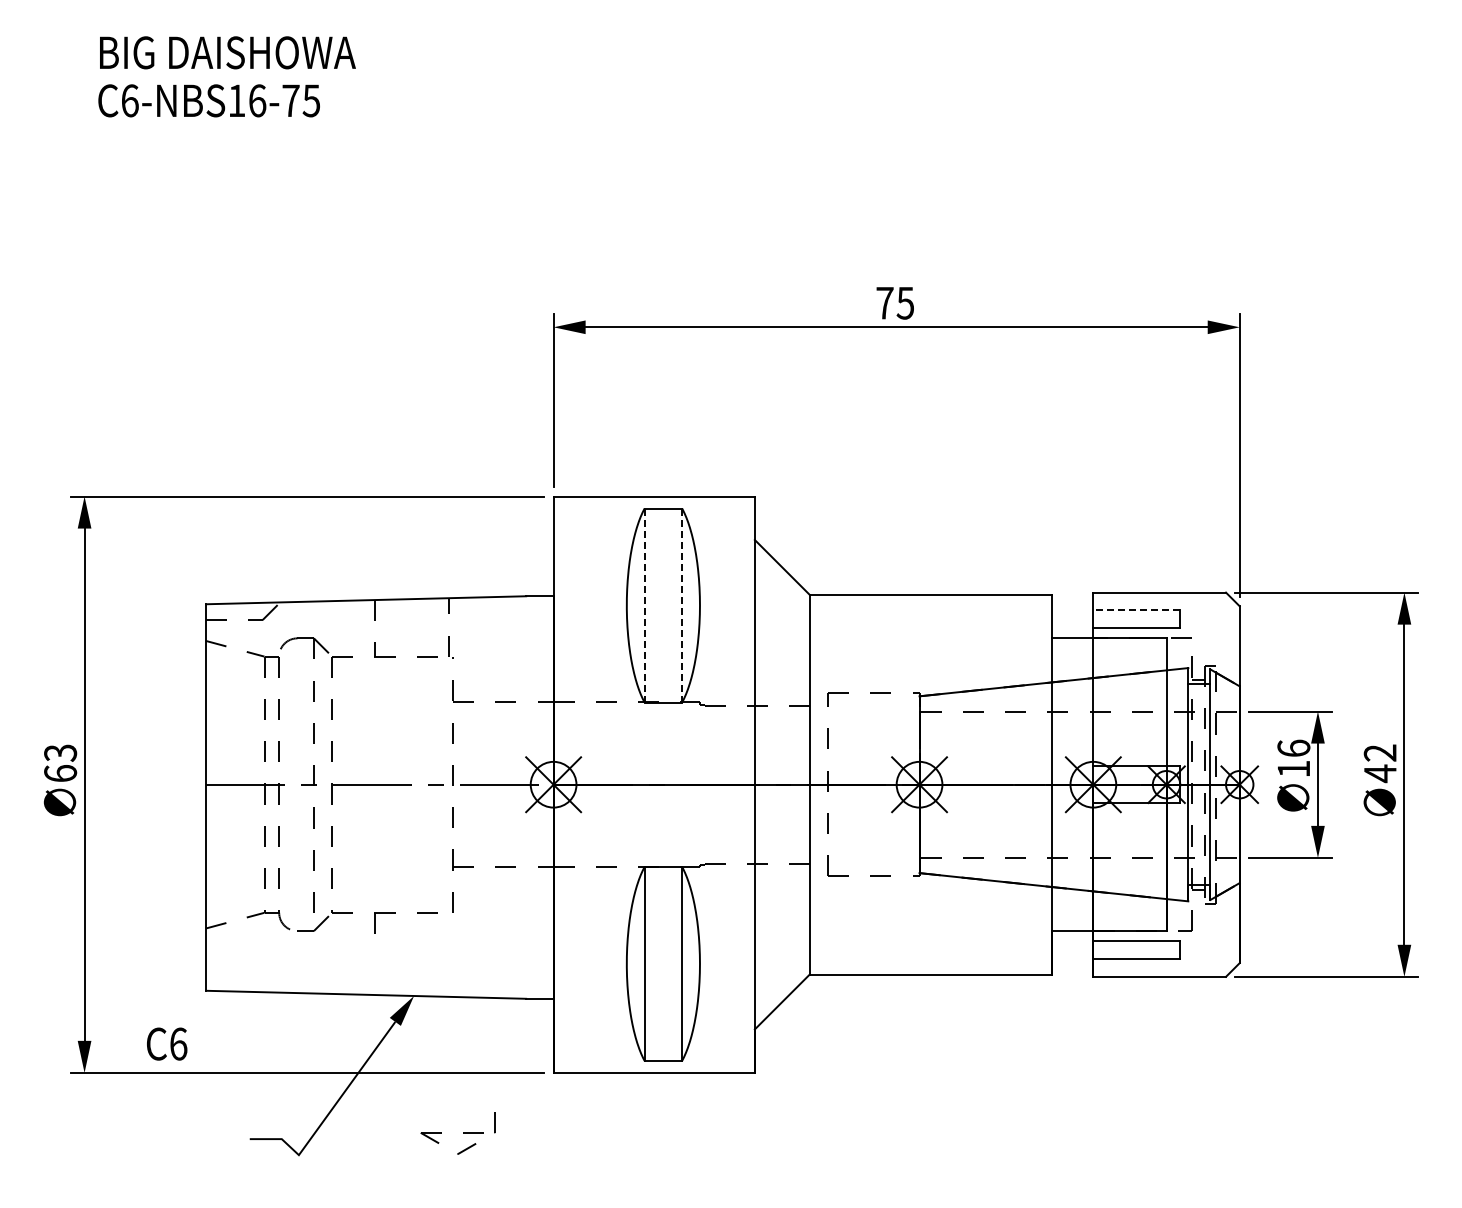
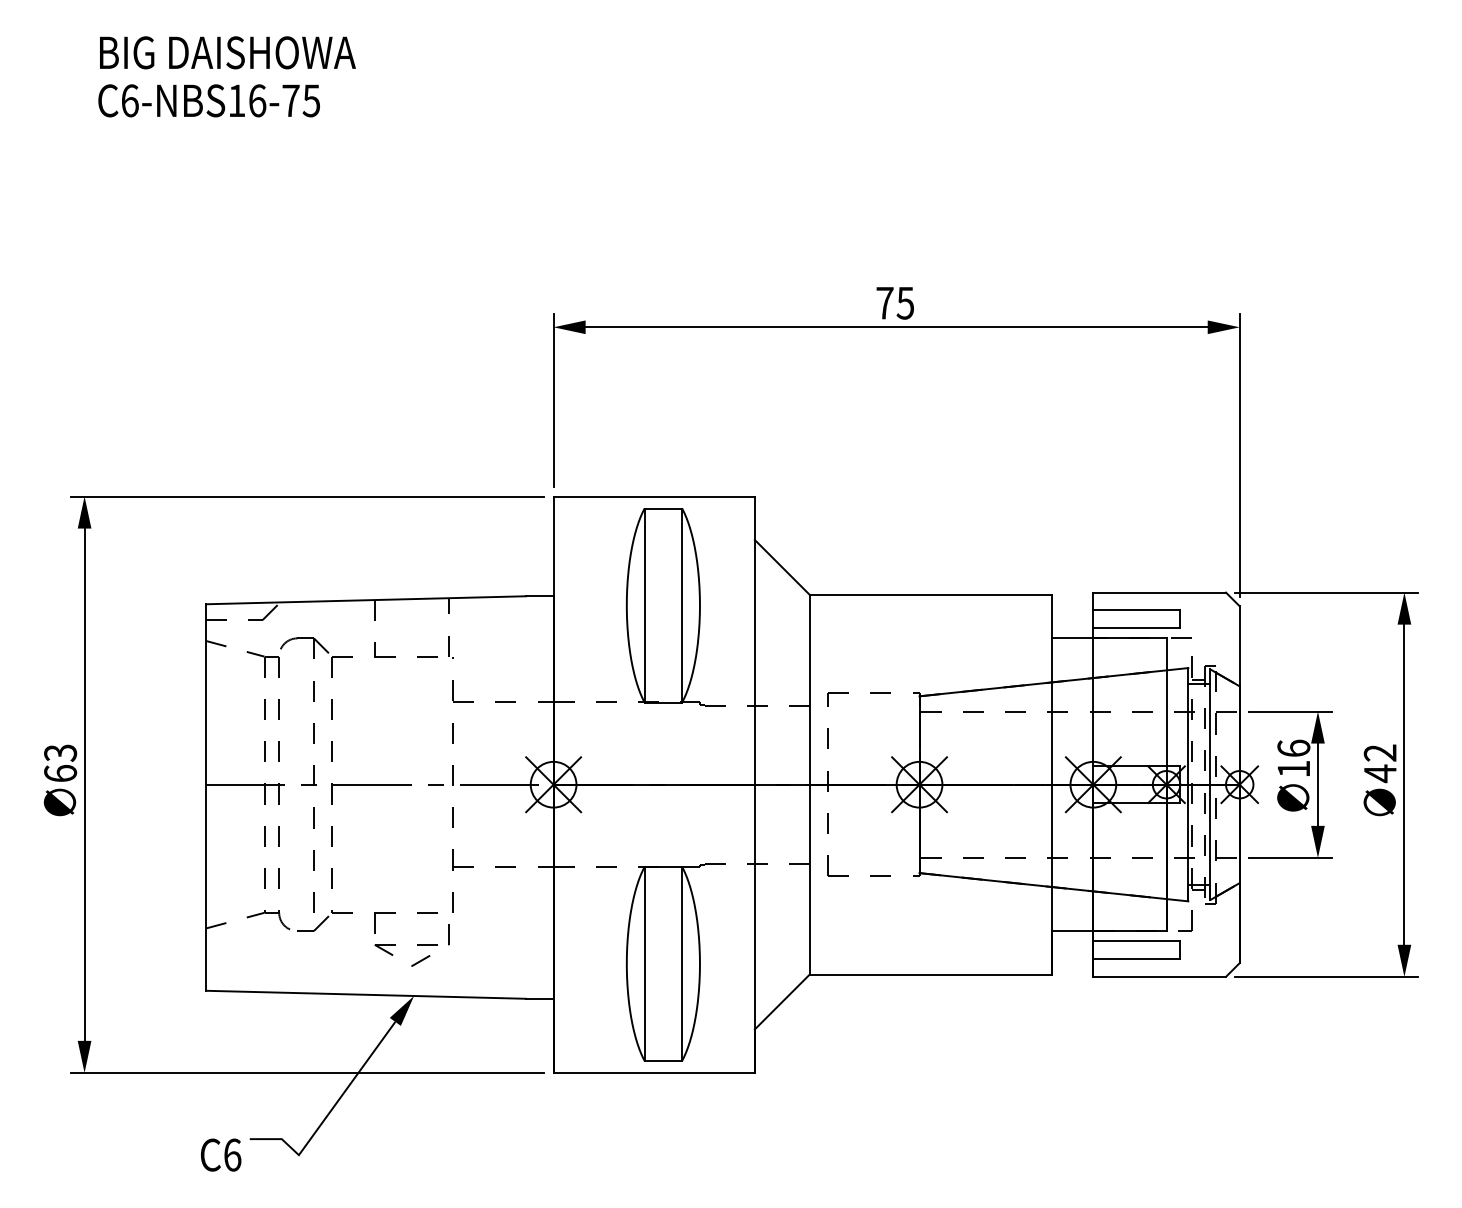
line: dashed -> solid (644, 605)
line: dashed -> solid (682, 606)
line: dashed -> solid (1136, 609)
text position: (167, 1043) -> (221, 1154) (221, 1154)
part position: (457, 1133) -> (411, 945) (411, 945)
